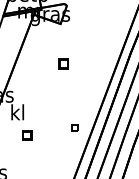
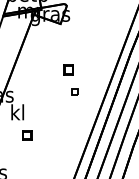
part position: (63, 63) -> (68, 69) (68, 69)
part position: (74, 127) -> (74, 91) (74, 91)
